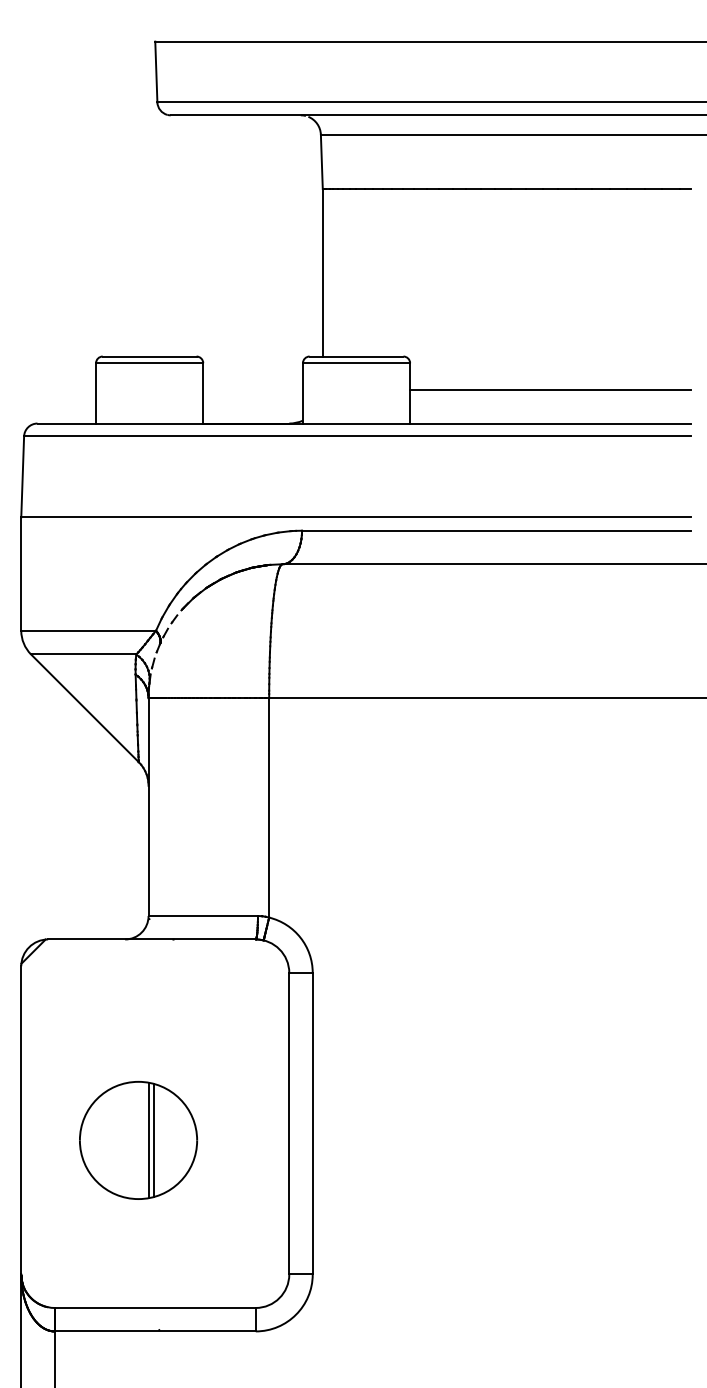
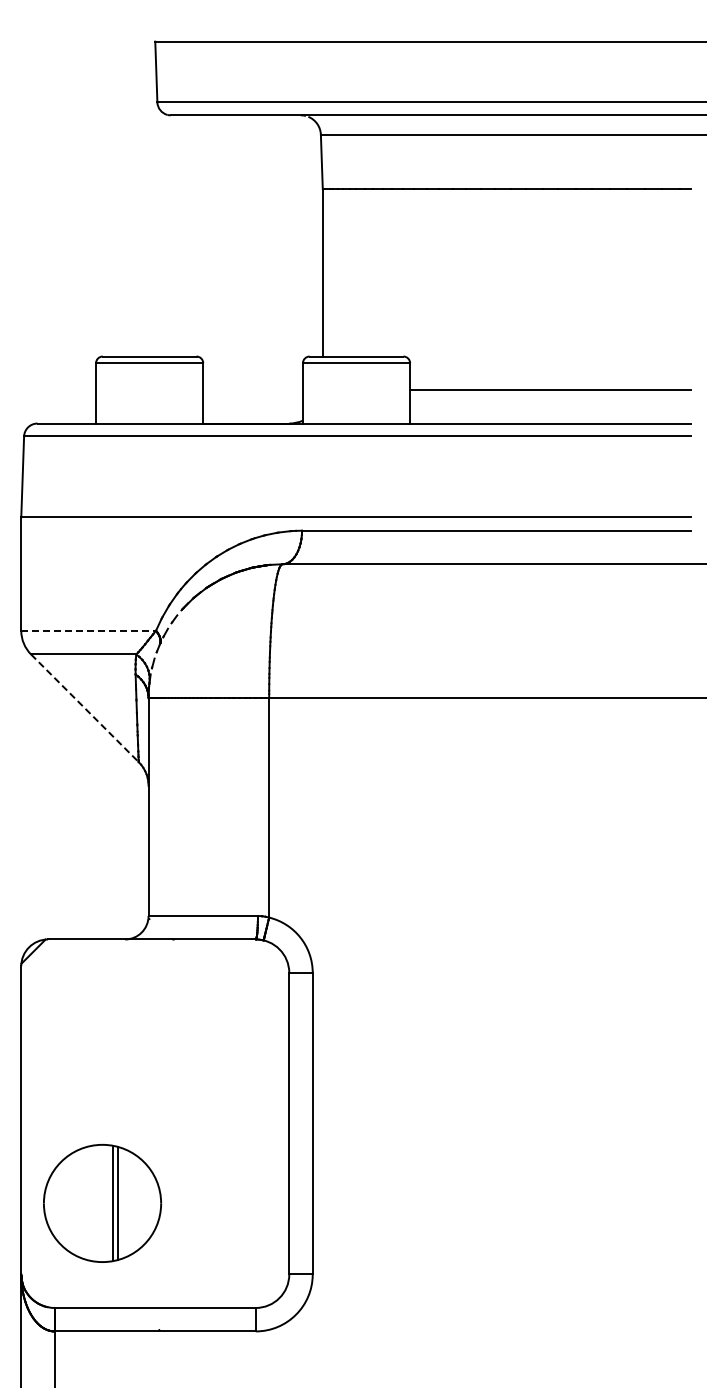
line: solid -> dashed (89, 630)
line: solid -> dashed (85, 708)
part position: (138, 1140) -> (102, 1203) (102, 1203)
